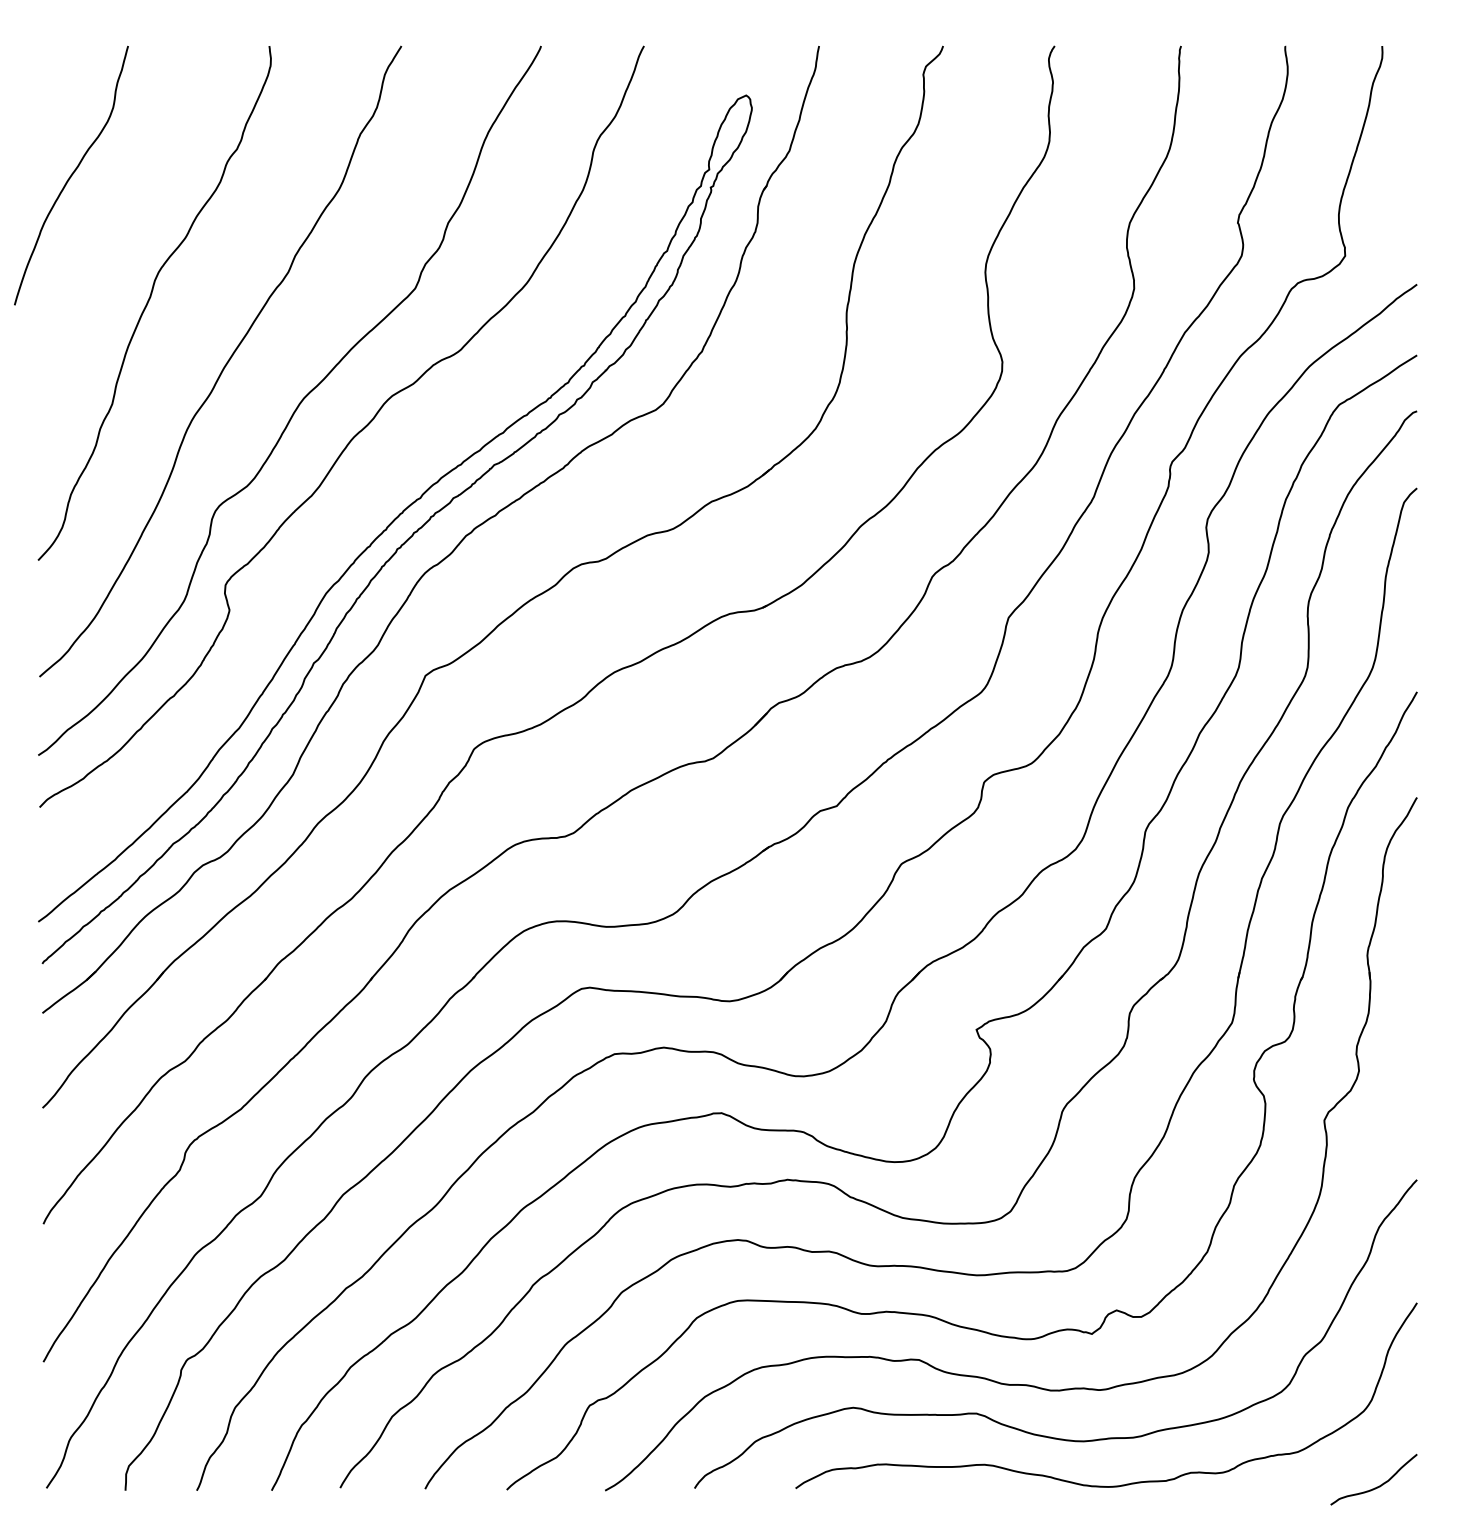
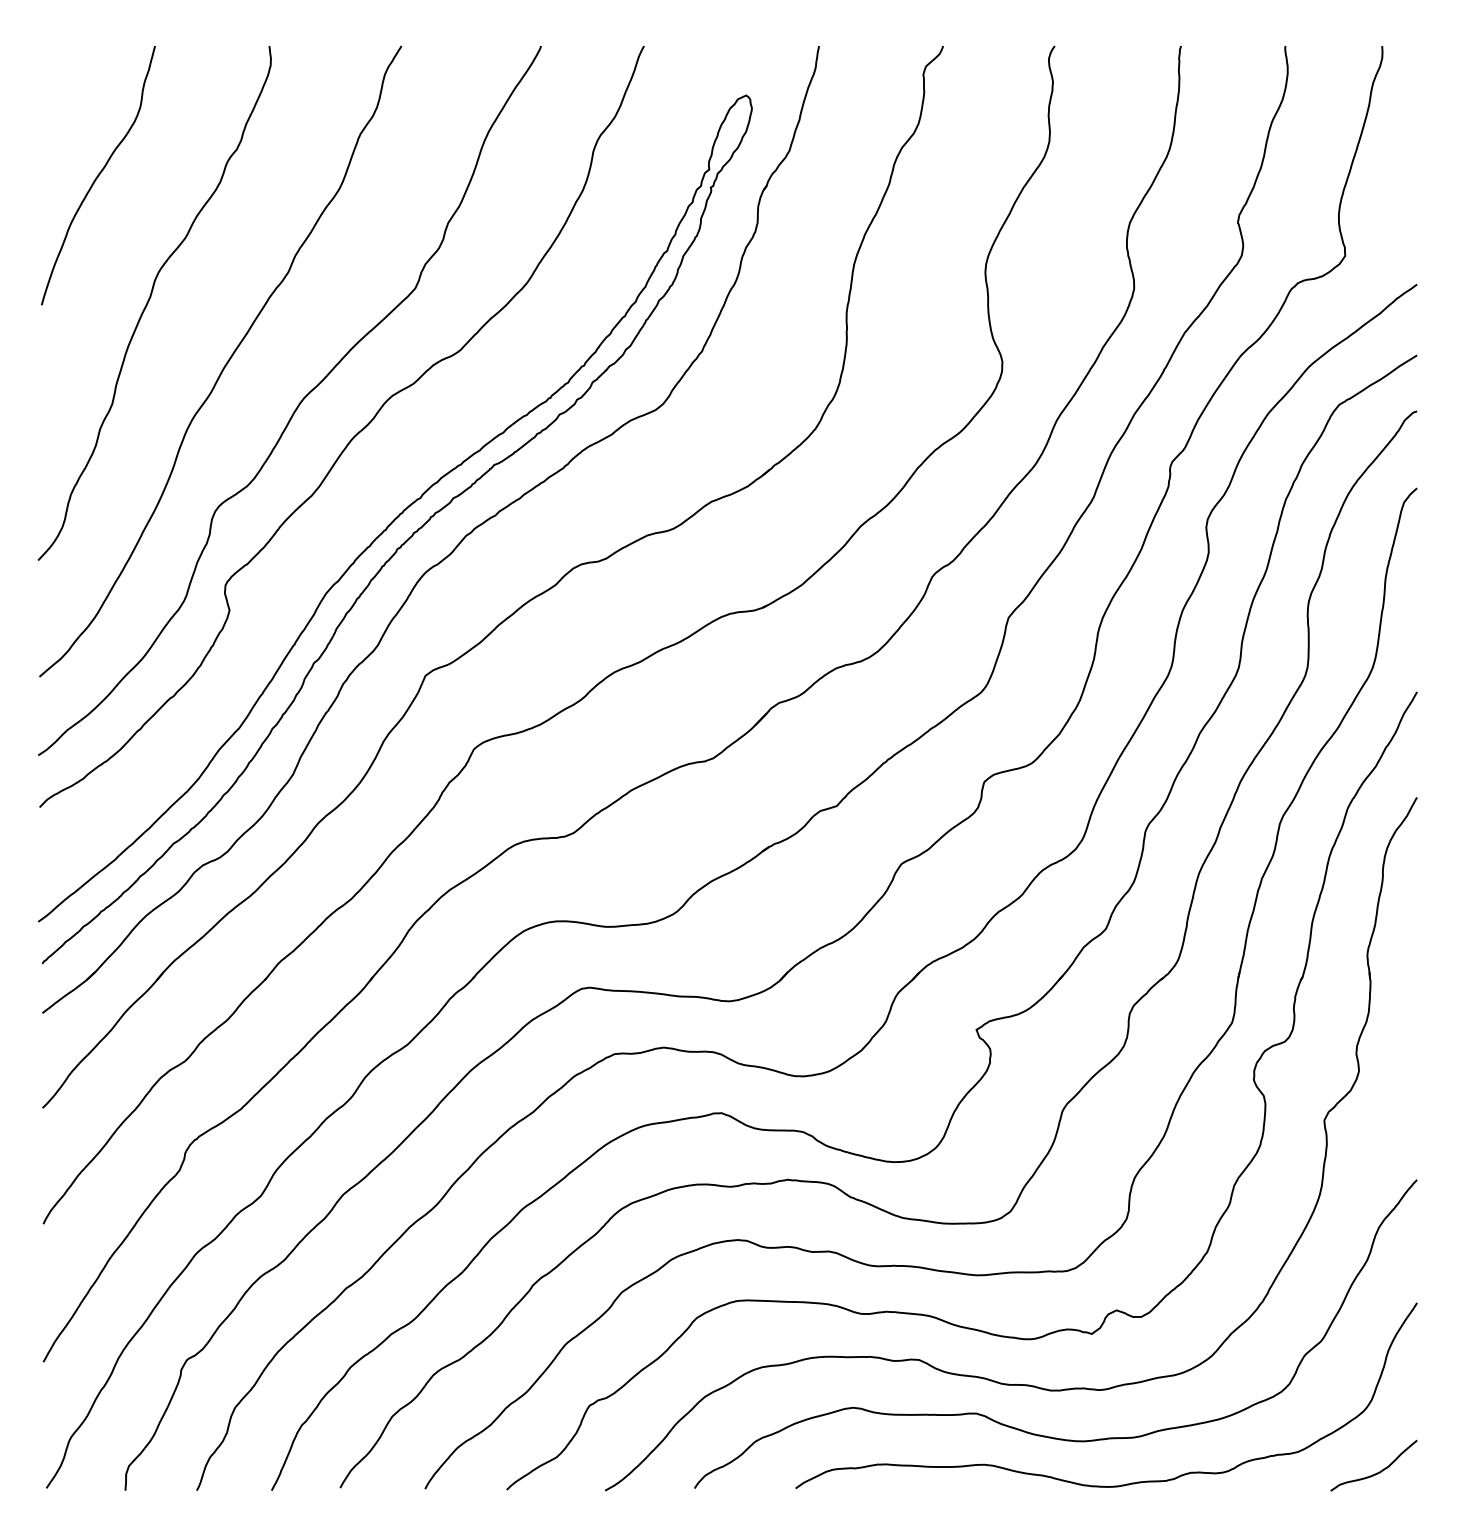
curve position: (71, 175) -> (98, 175) (98, 175)
curve position: (1377, 1486) -> (1377, 1472) (1377, 1472)
